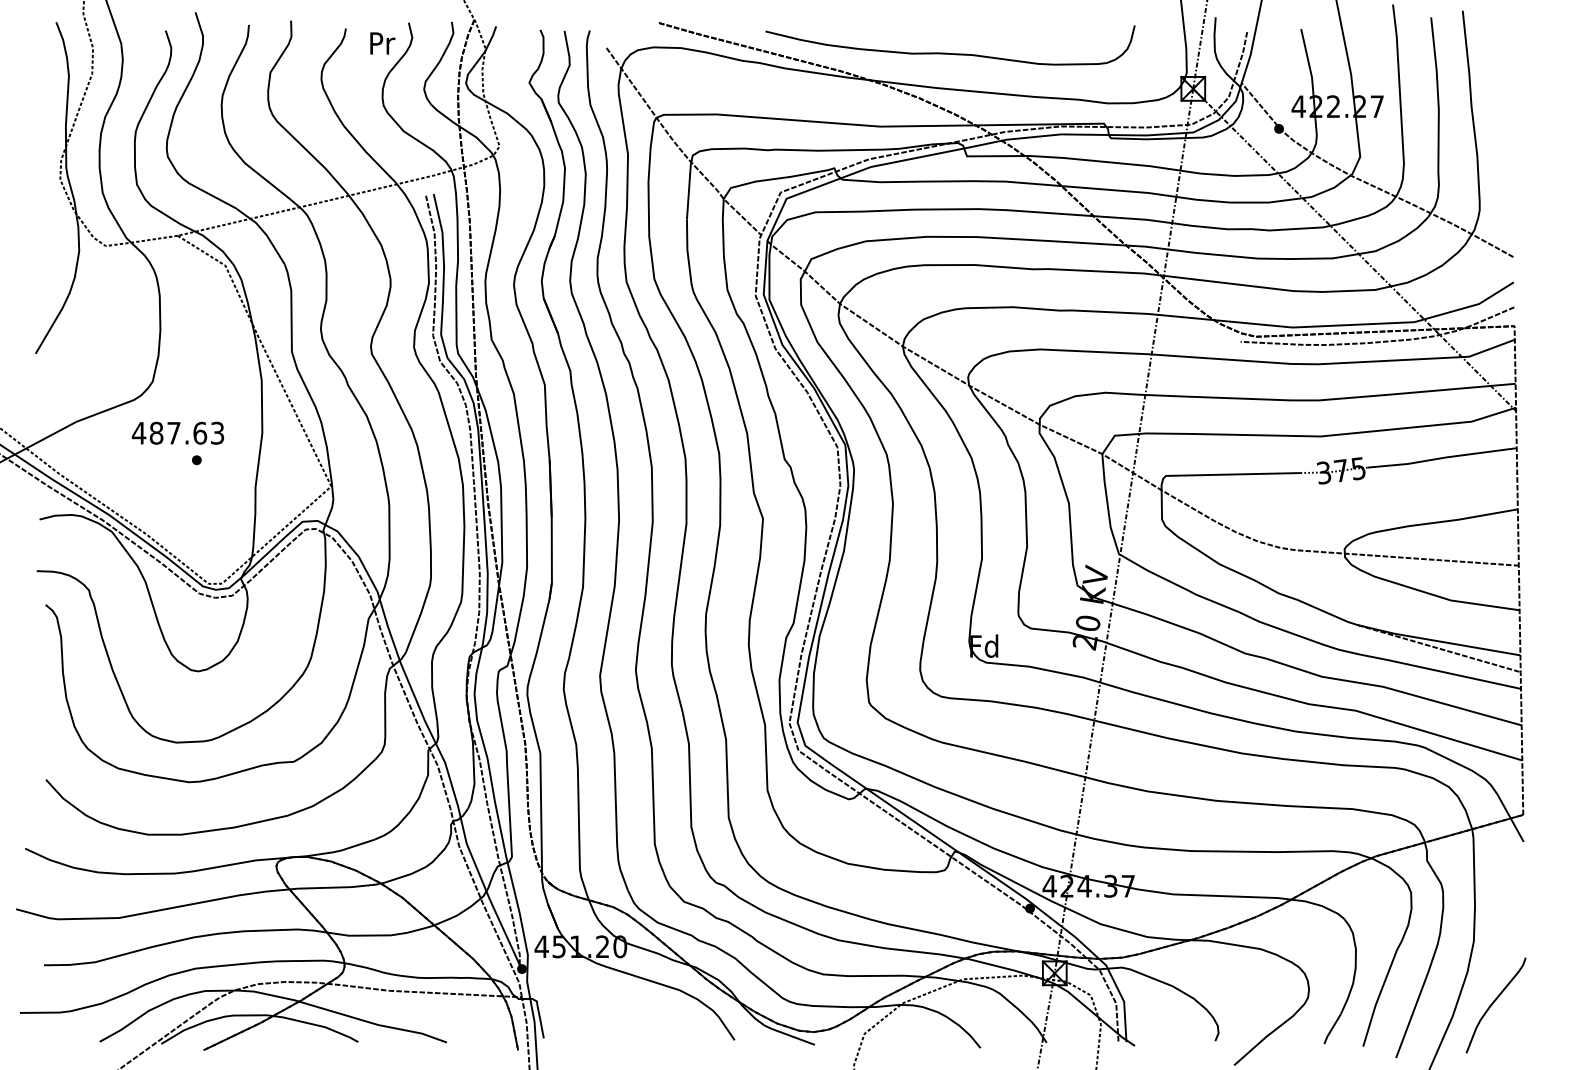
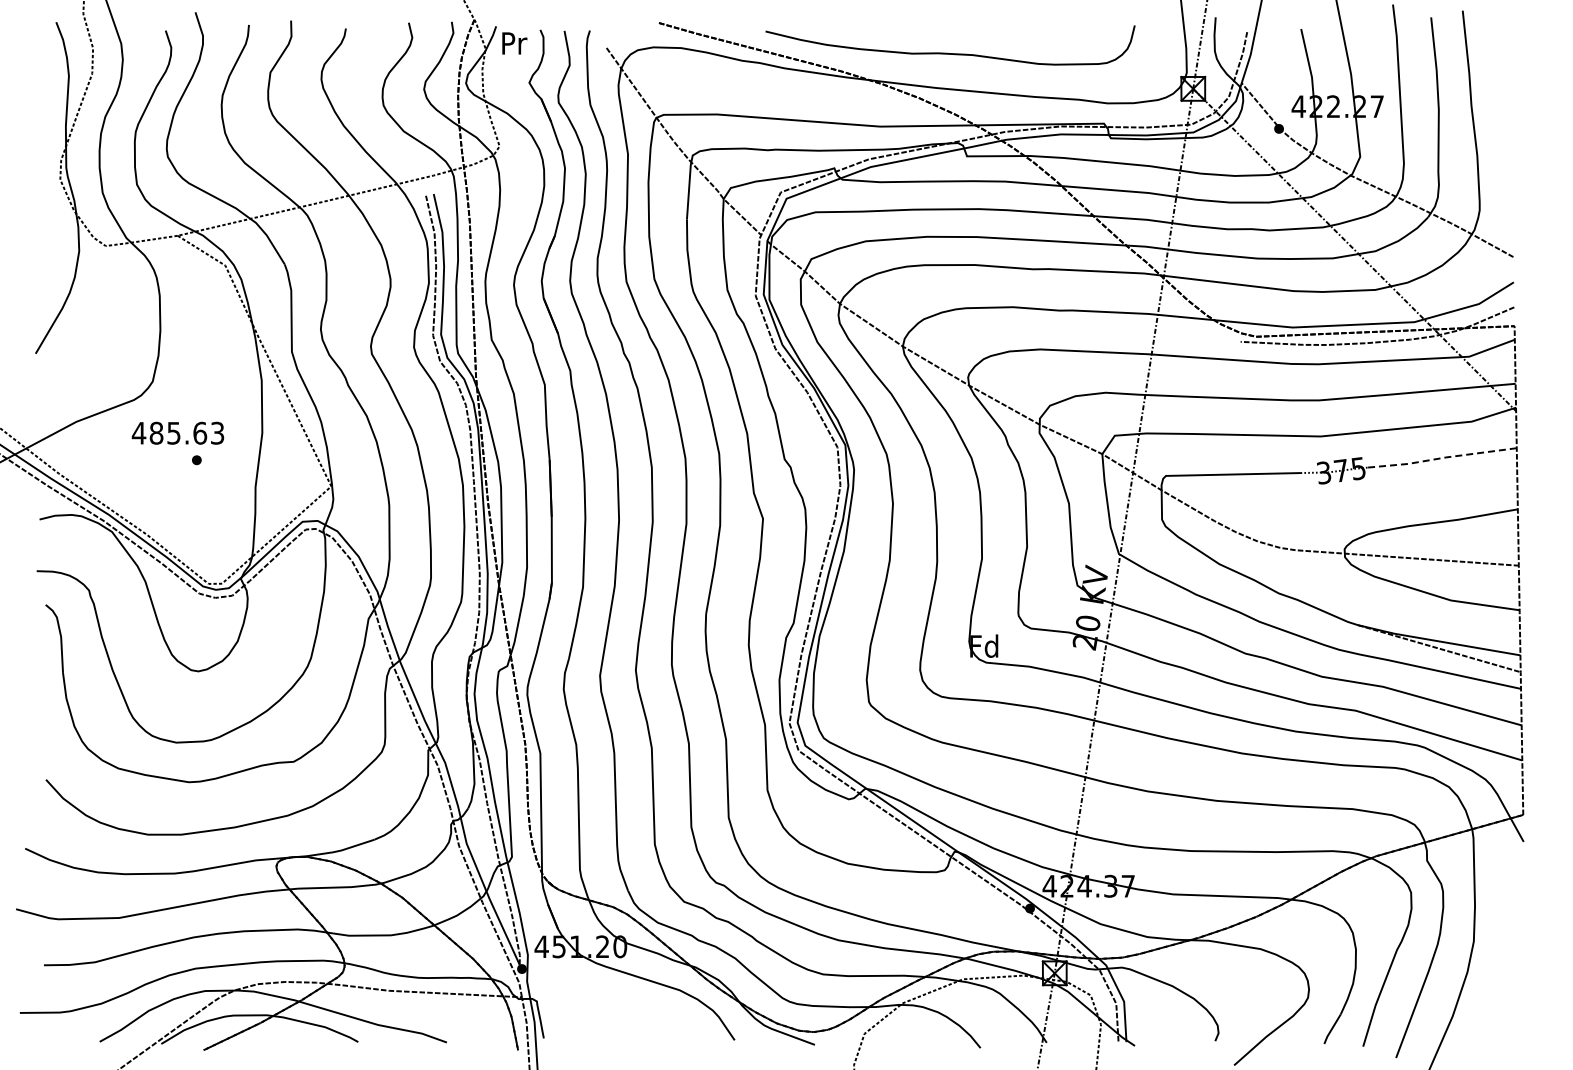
text position: (382, 43) -> (514, 43) (514, 43)
text: 487.63 -> 485.63 (173, 433)
line: solid -> dashed (1442, 458)
curve: present -> none (1493, 1003)
